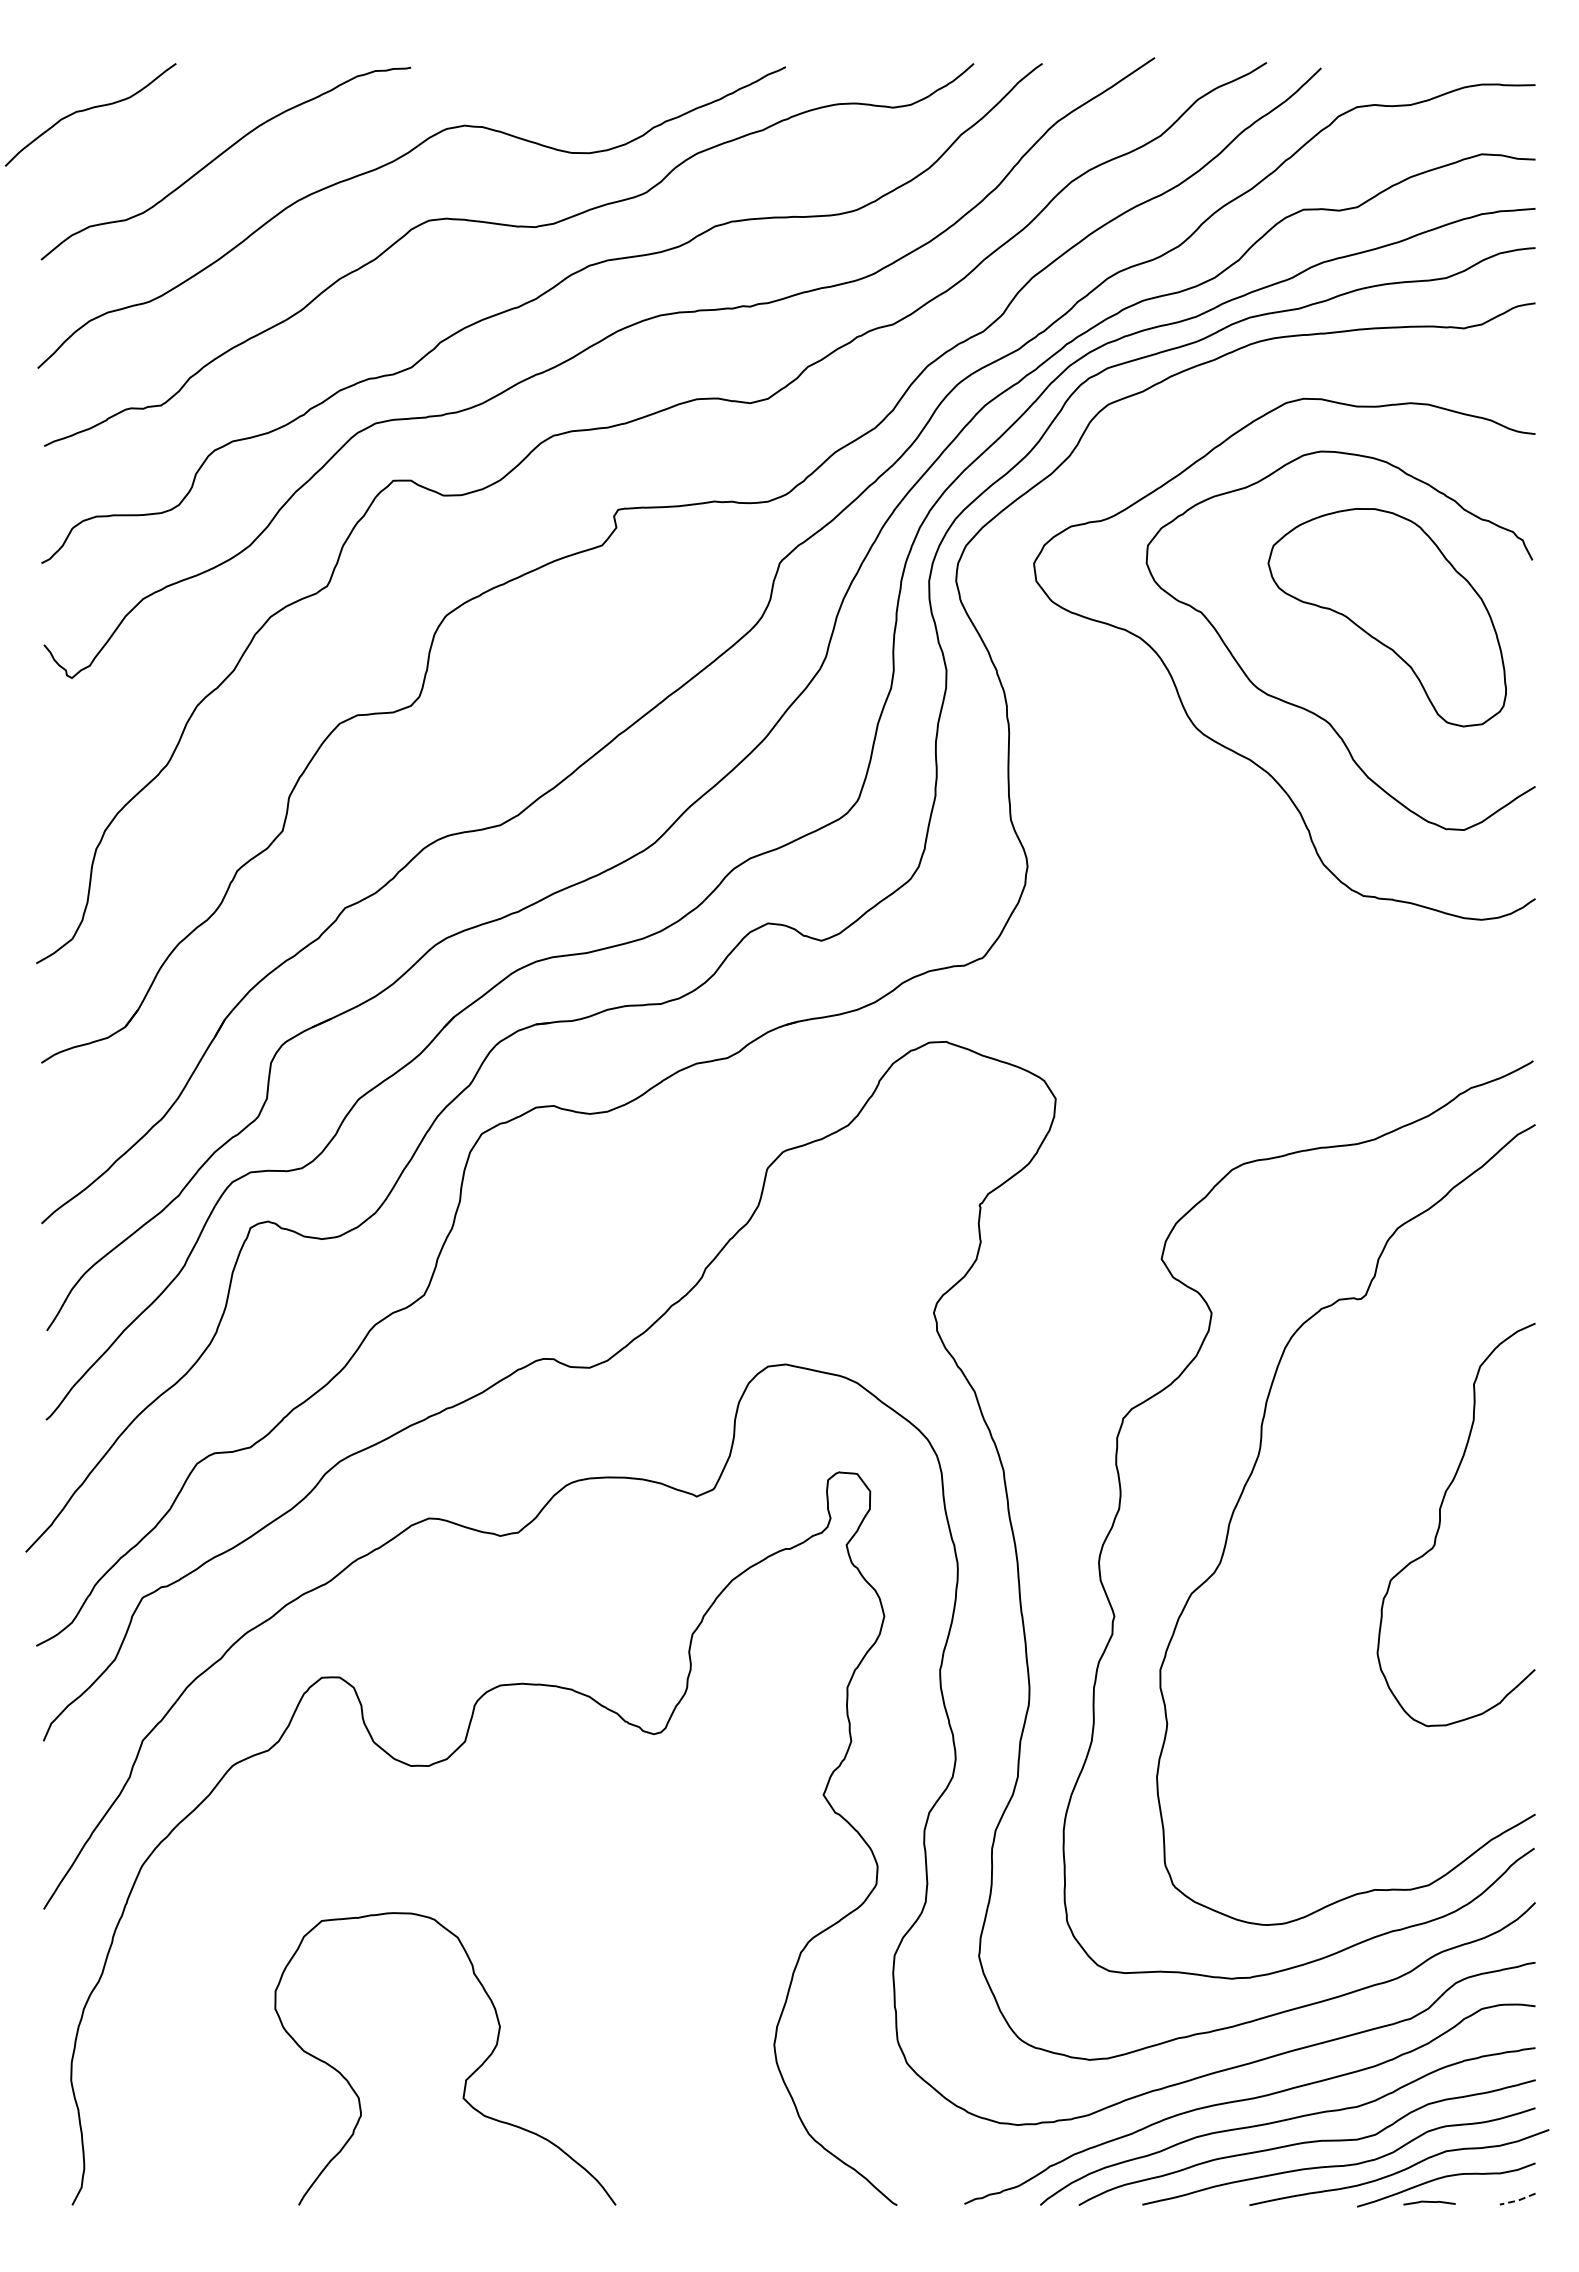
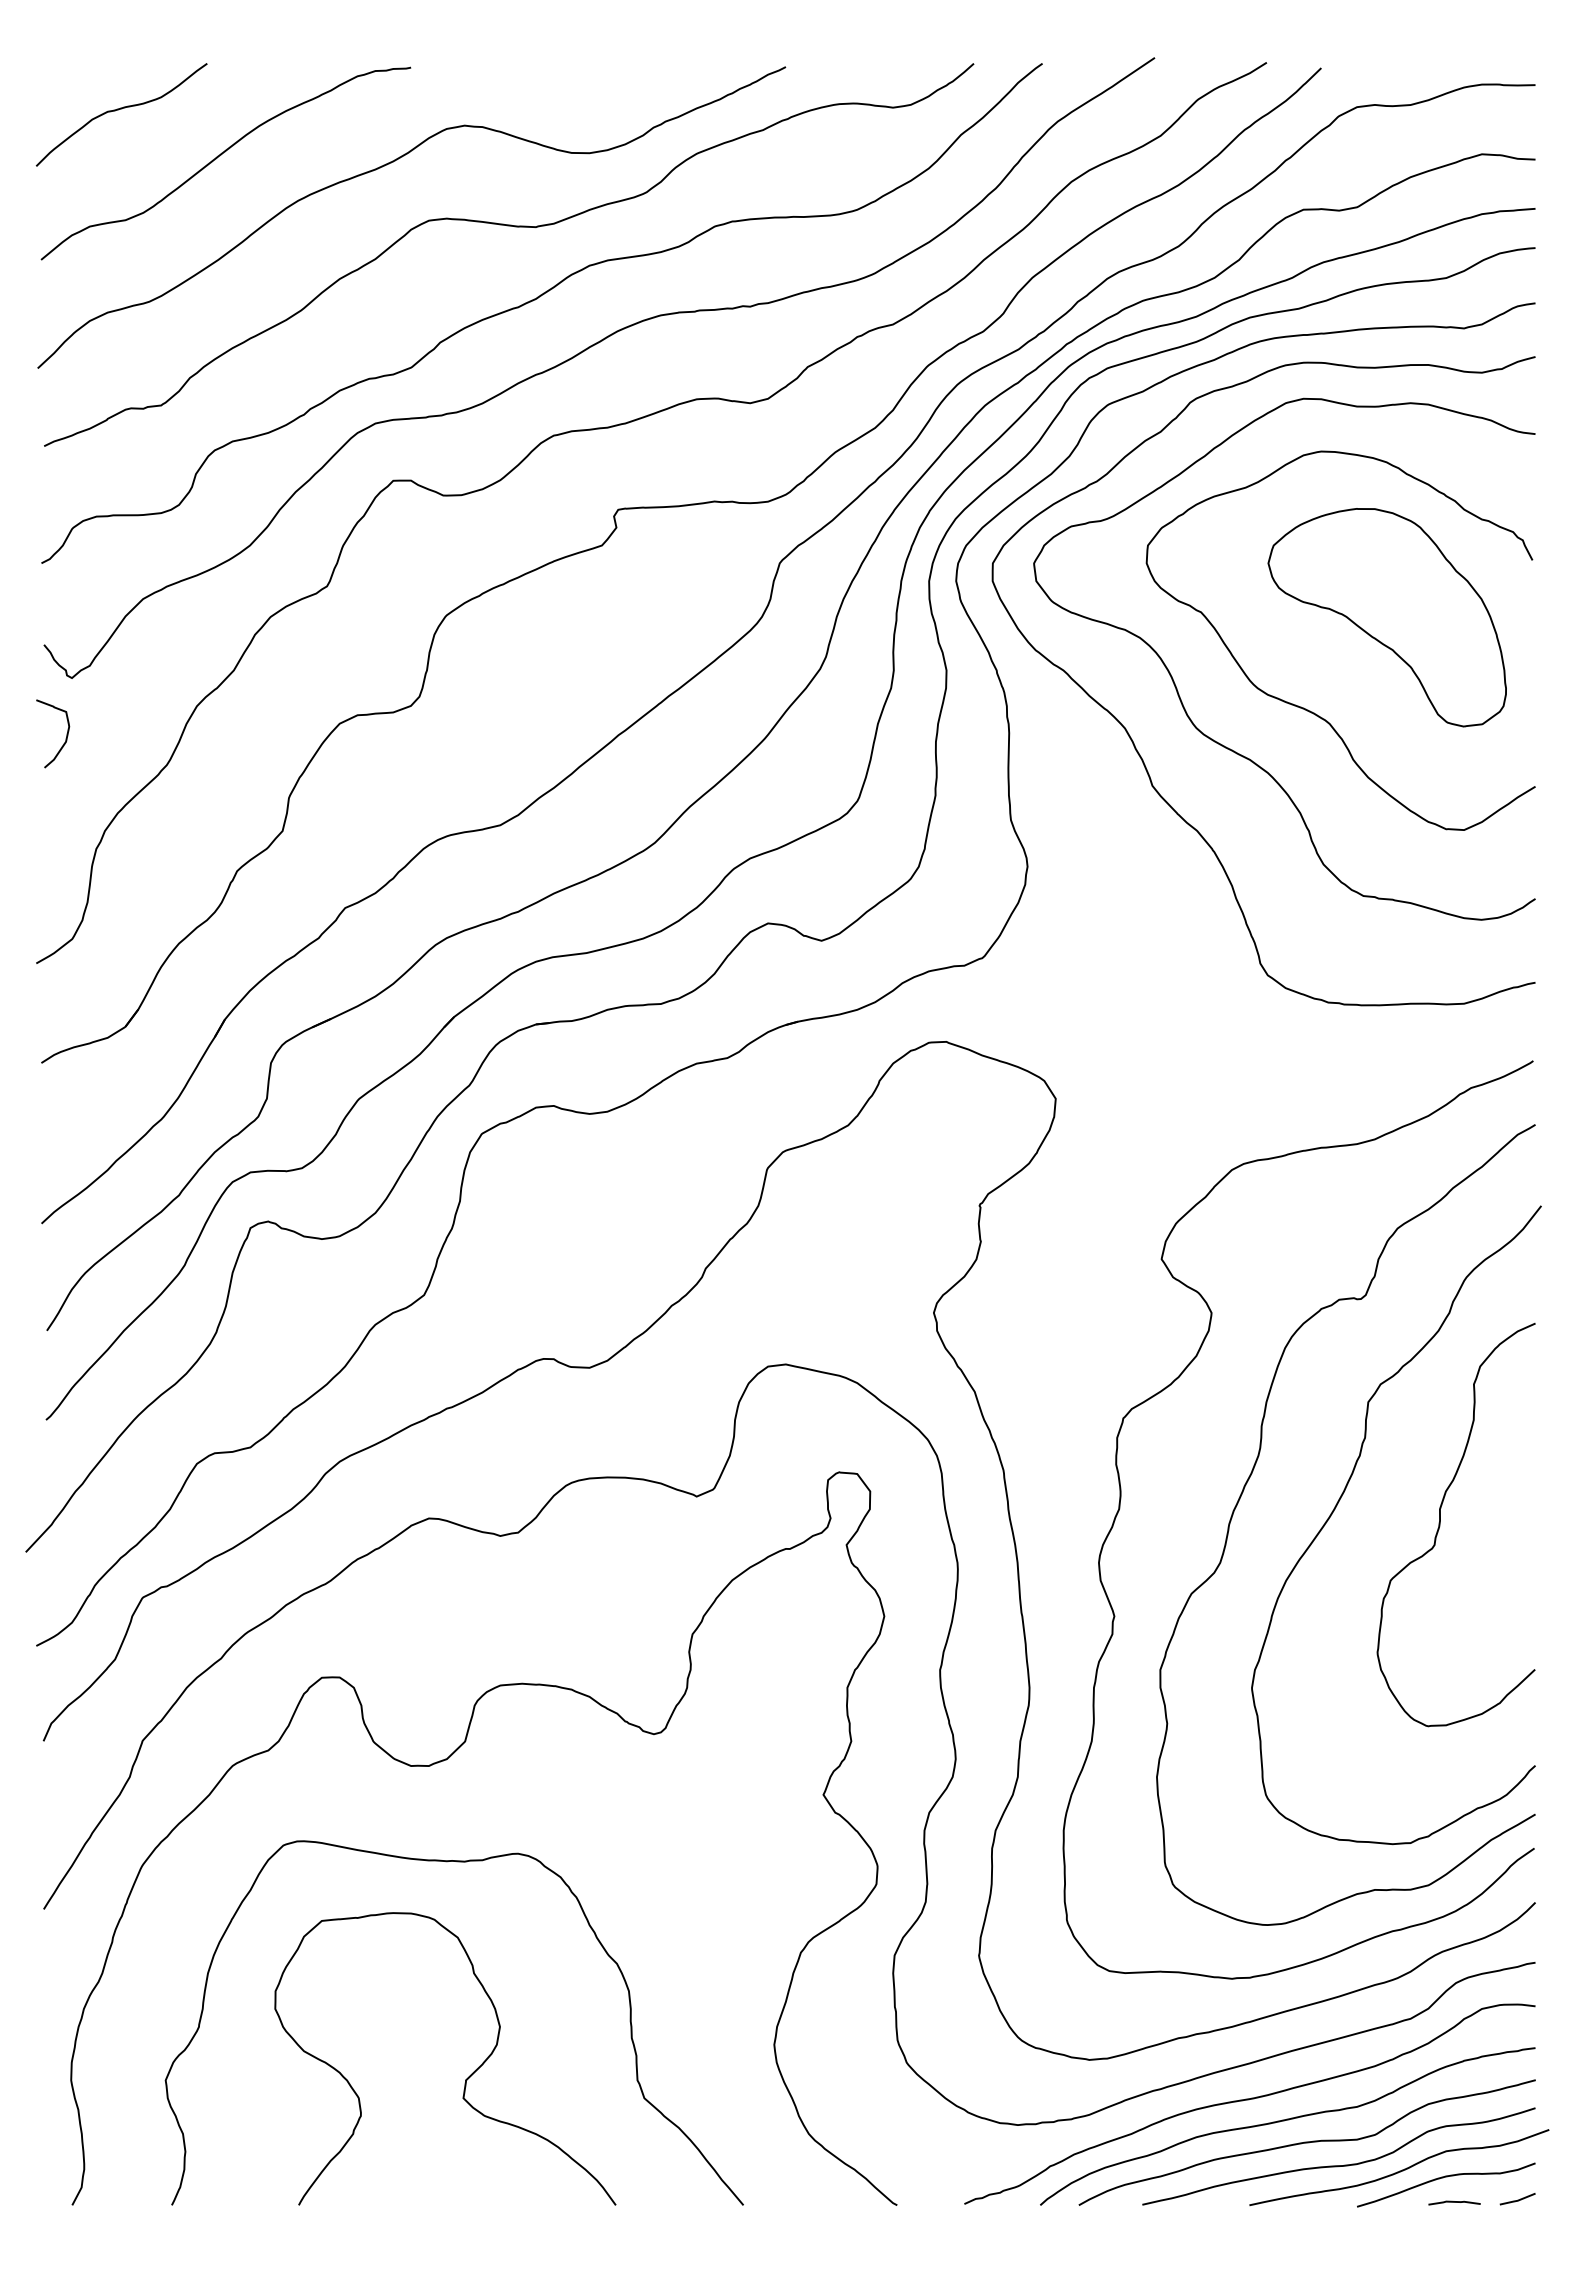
curve position: (90, 109) -> (121, 109) (121, 109)
curve: none -> present (66, 733)
curve: none -> present (1140, 754)
curve: none -> present (1341, 1498)
curve: none -> present (456, 1862)
line: dashed -> solid (1517, 2200)
curve position: (1429, 2202) -> (1454, 2202) (1454, 2202)
